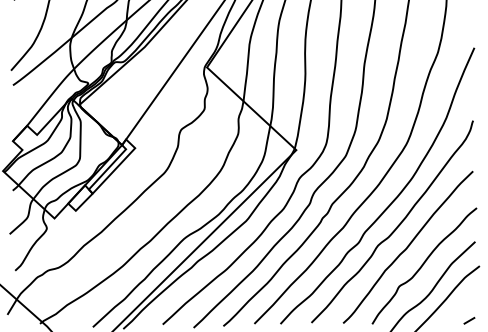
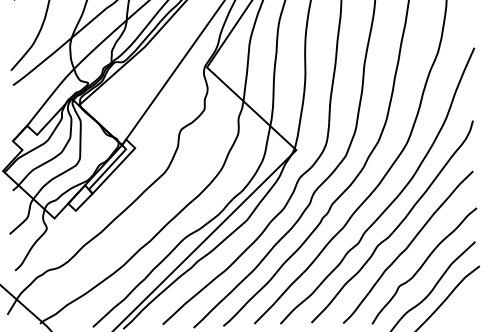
line: present -> none (469, 320)
